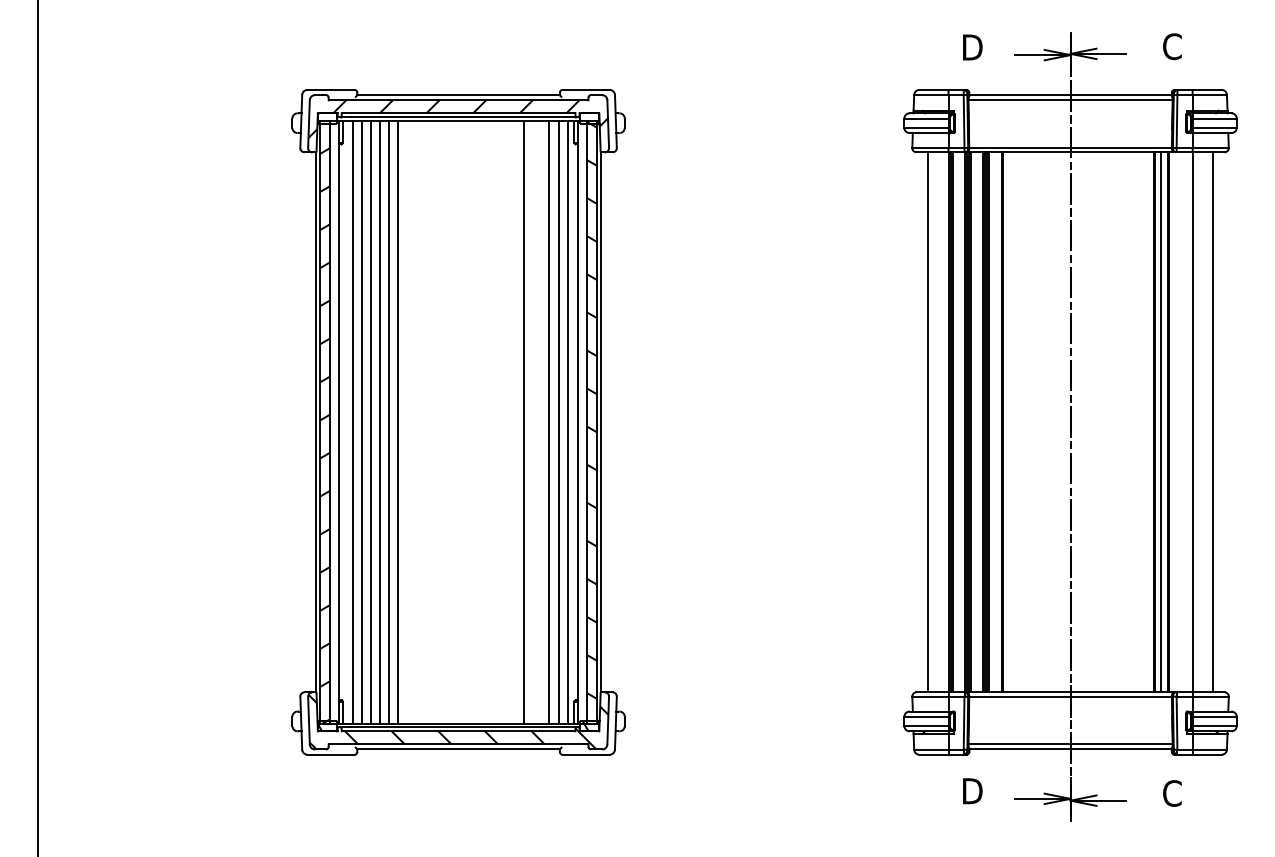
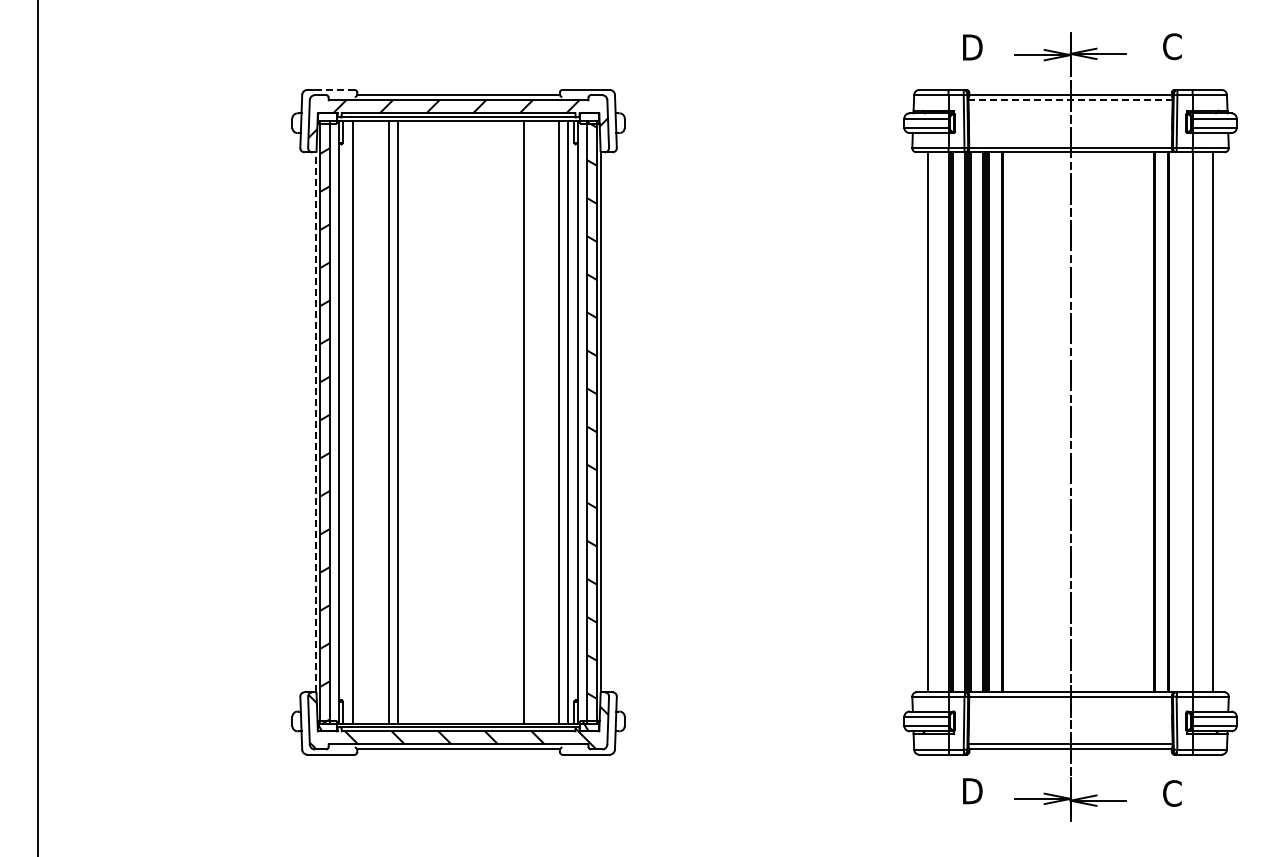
line: solid -> dashed (333, 89)
line: solid -> dashed (1071, 100)
line: solid -> dashed (315, 421)
line: present -> none (361, 422)
line: present -> none (371, 422)
line: present -> none (379, 422)
line: present -> none (549, 422)
line: present -> none (1161, 422)
